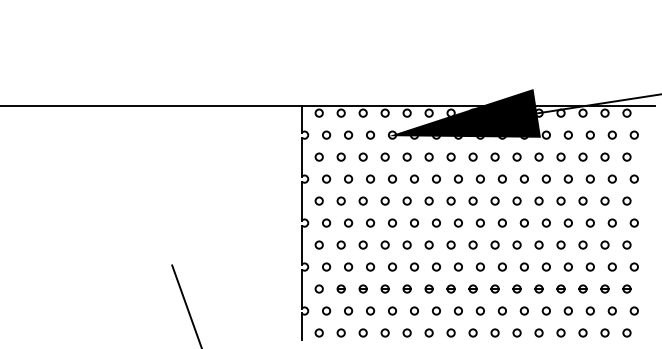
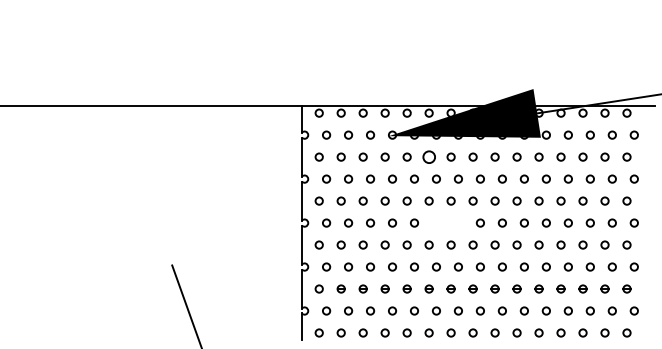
circle size: 10x10 px -> 14x14 px (428, 156)
circle: present -> none (436, 222)
circle: present -> none (457, 222)
